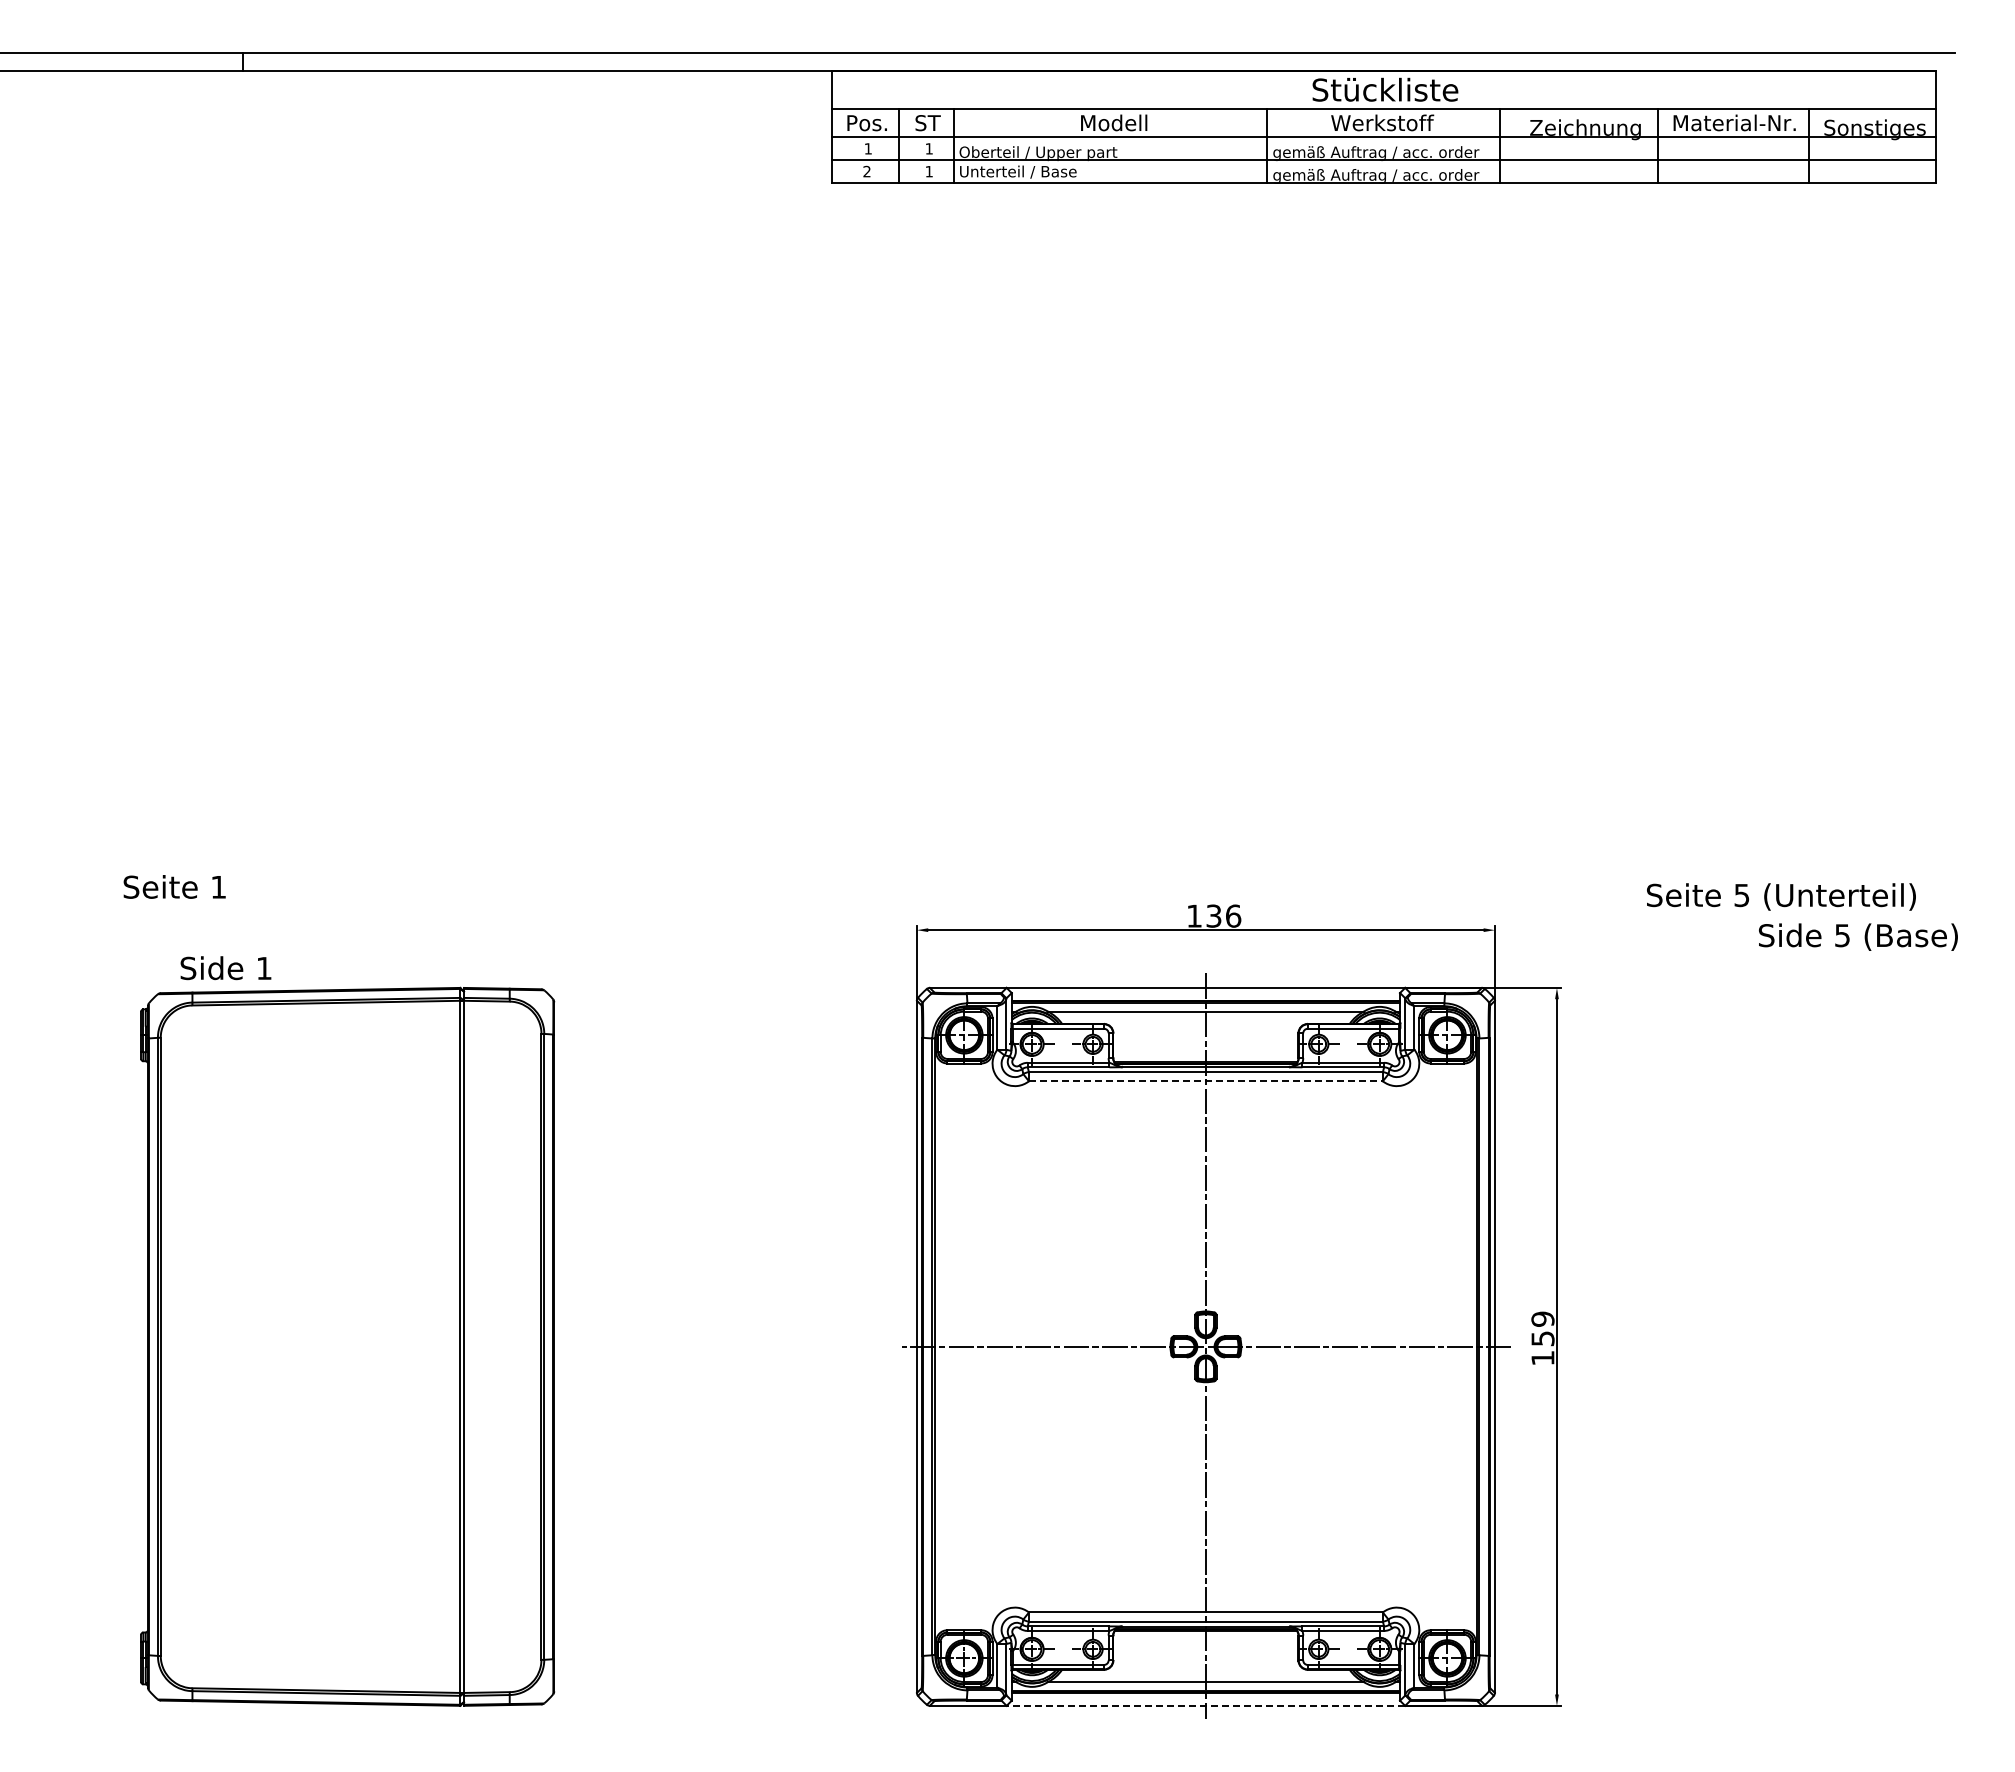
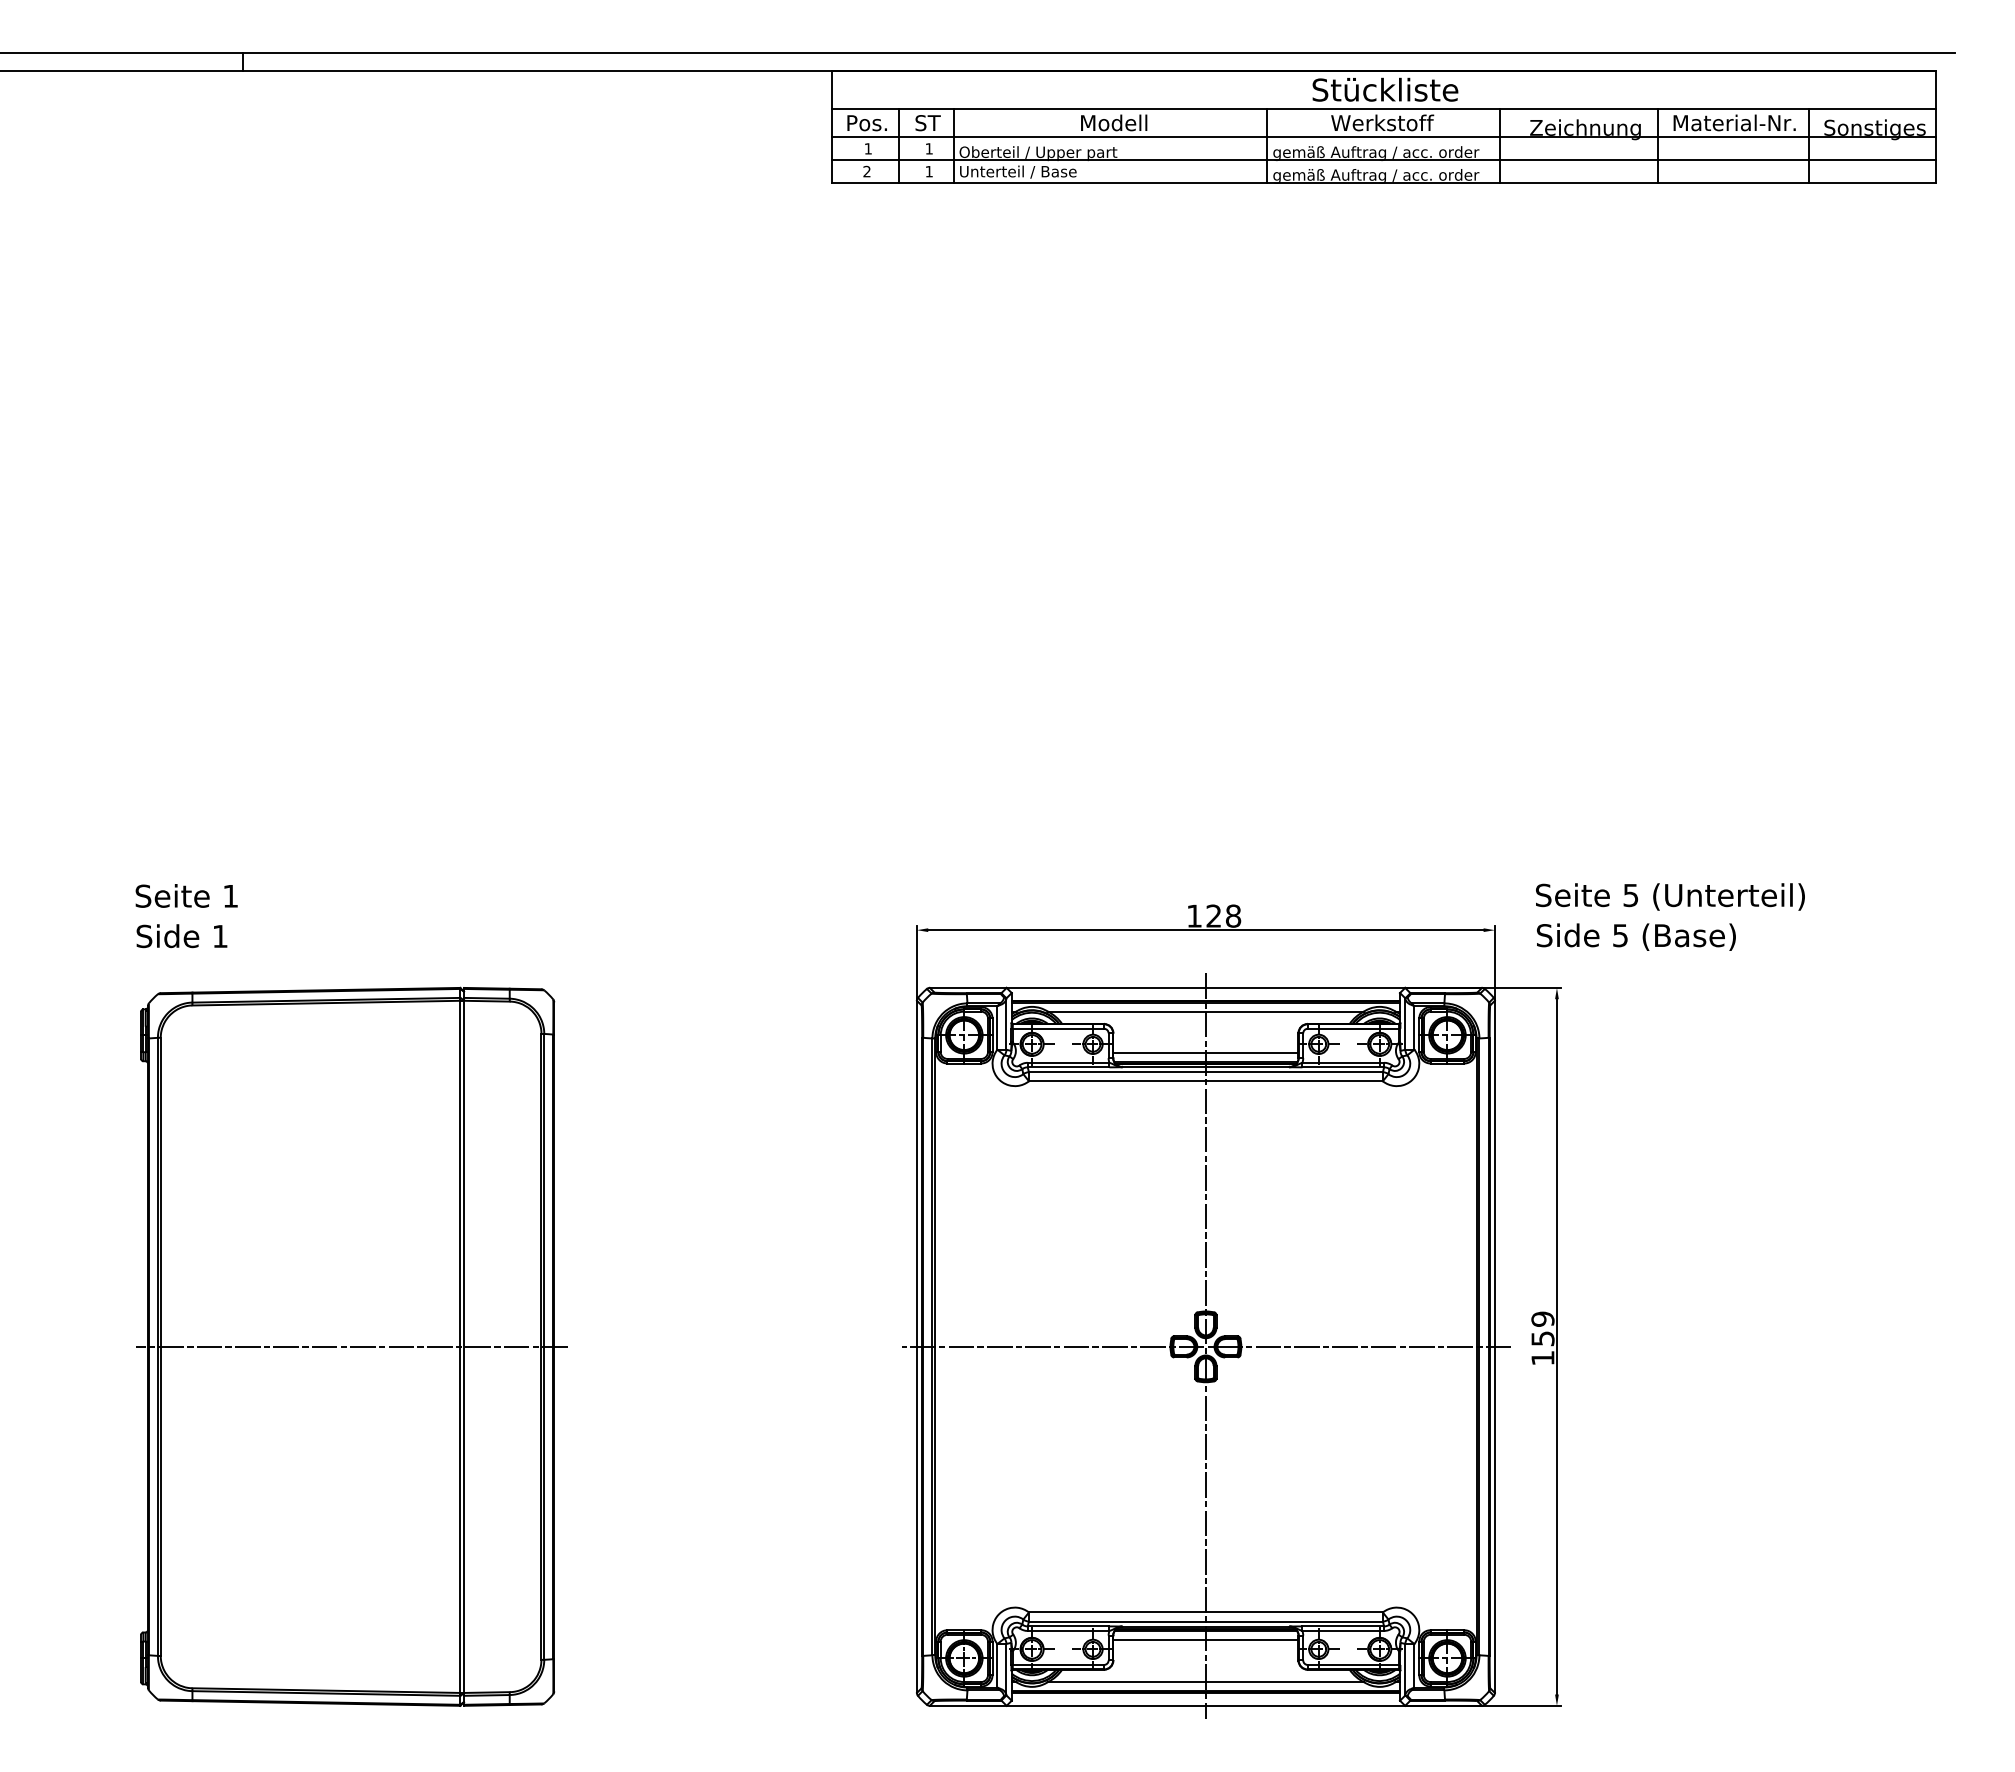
text position: (174, 886) -> (186, 895) (186, 895)
text position: (1781, 896) -> (1670, 896) (1670, 896)
text: 136 -> 128 (1223, 915)
text position: (1858, 936) -> (1636, 936) (1636, 936)
text position: (225, 968) -> (181, 936) (181, 936)
line: none -> present (1205, 1053)
line: dashed -> solid (1205, 1081)
line: none -> present (351, 1346)
line: none -> present (1205, 1640)
line: dashed -> solid (1205, 1705)
